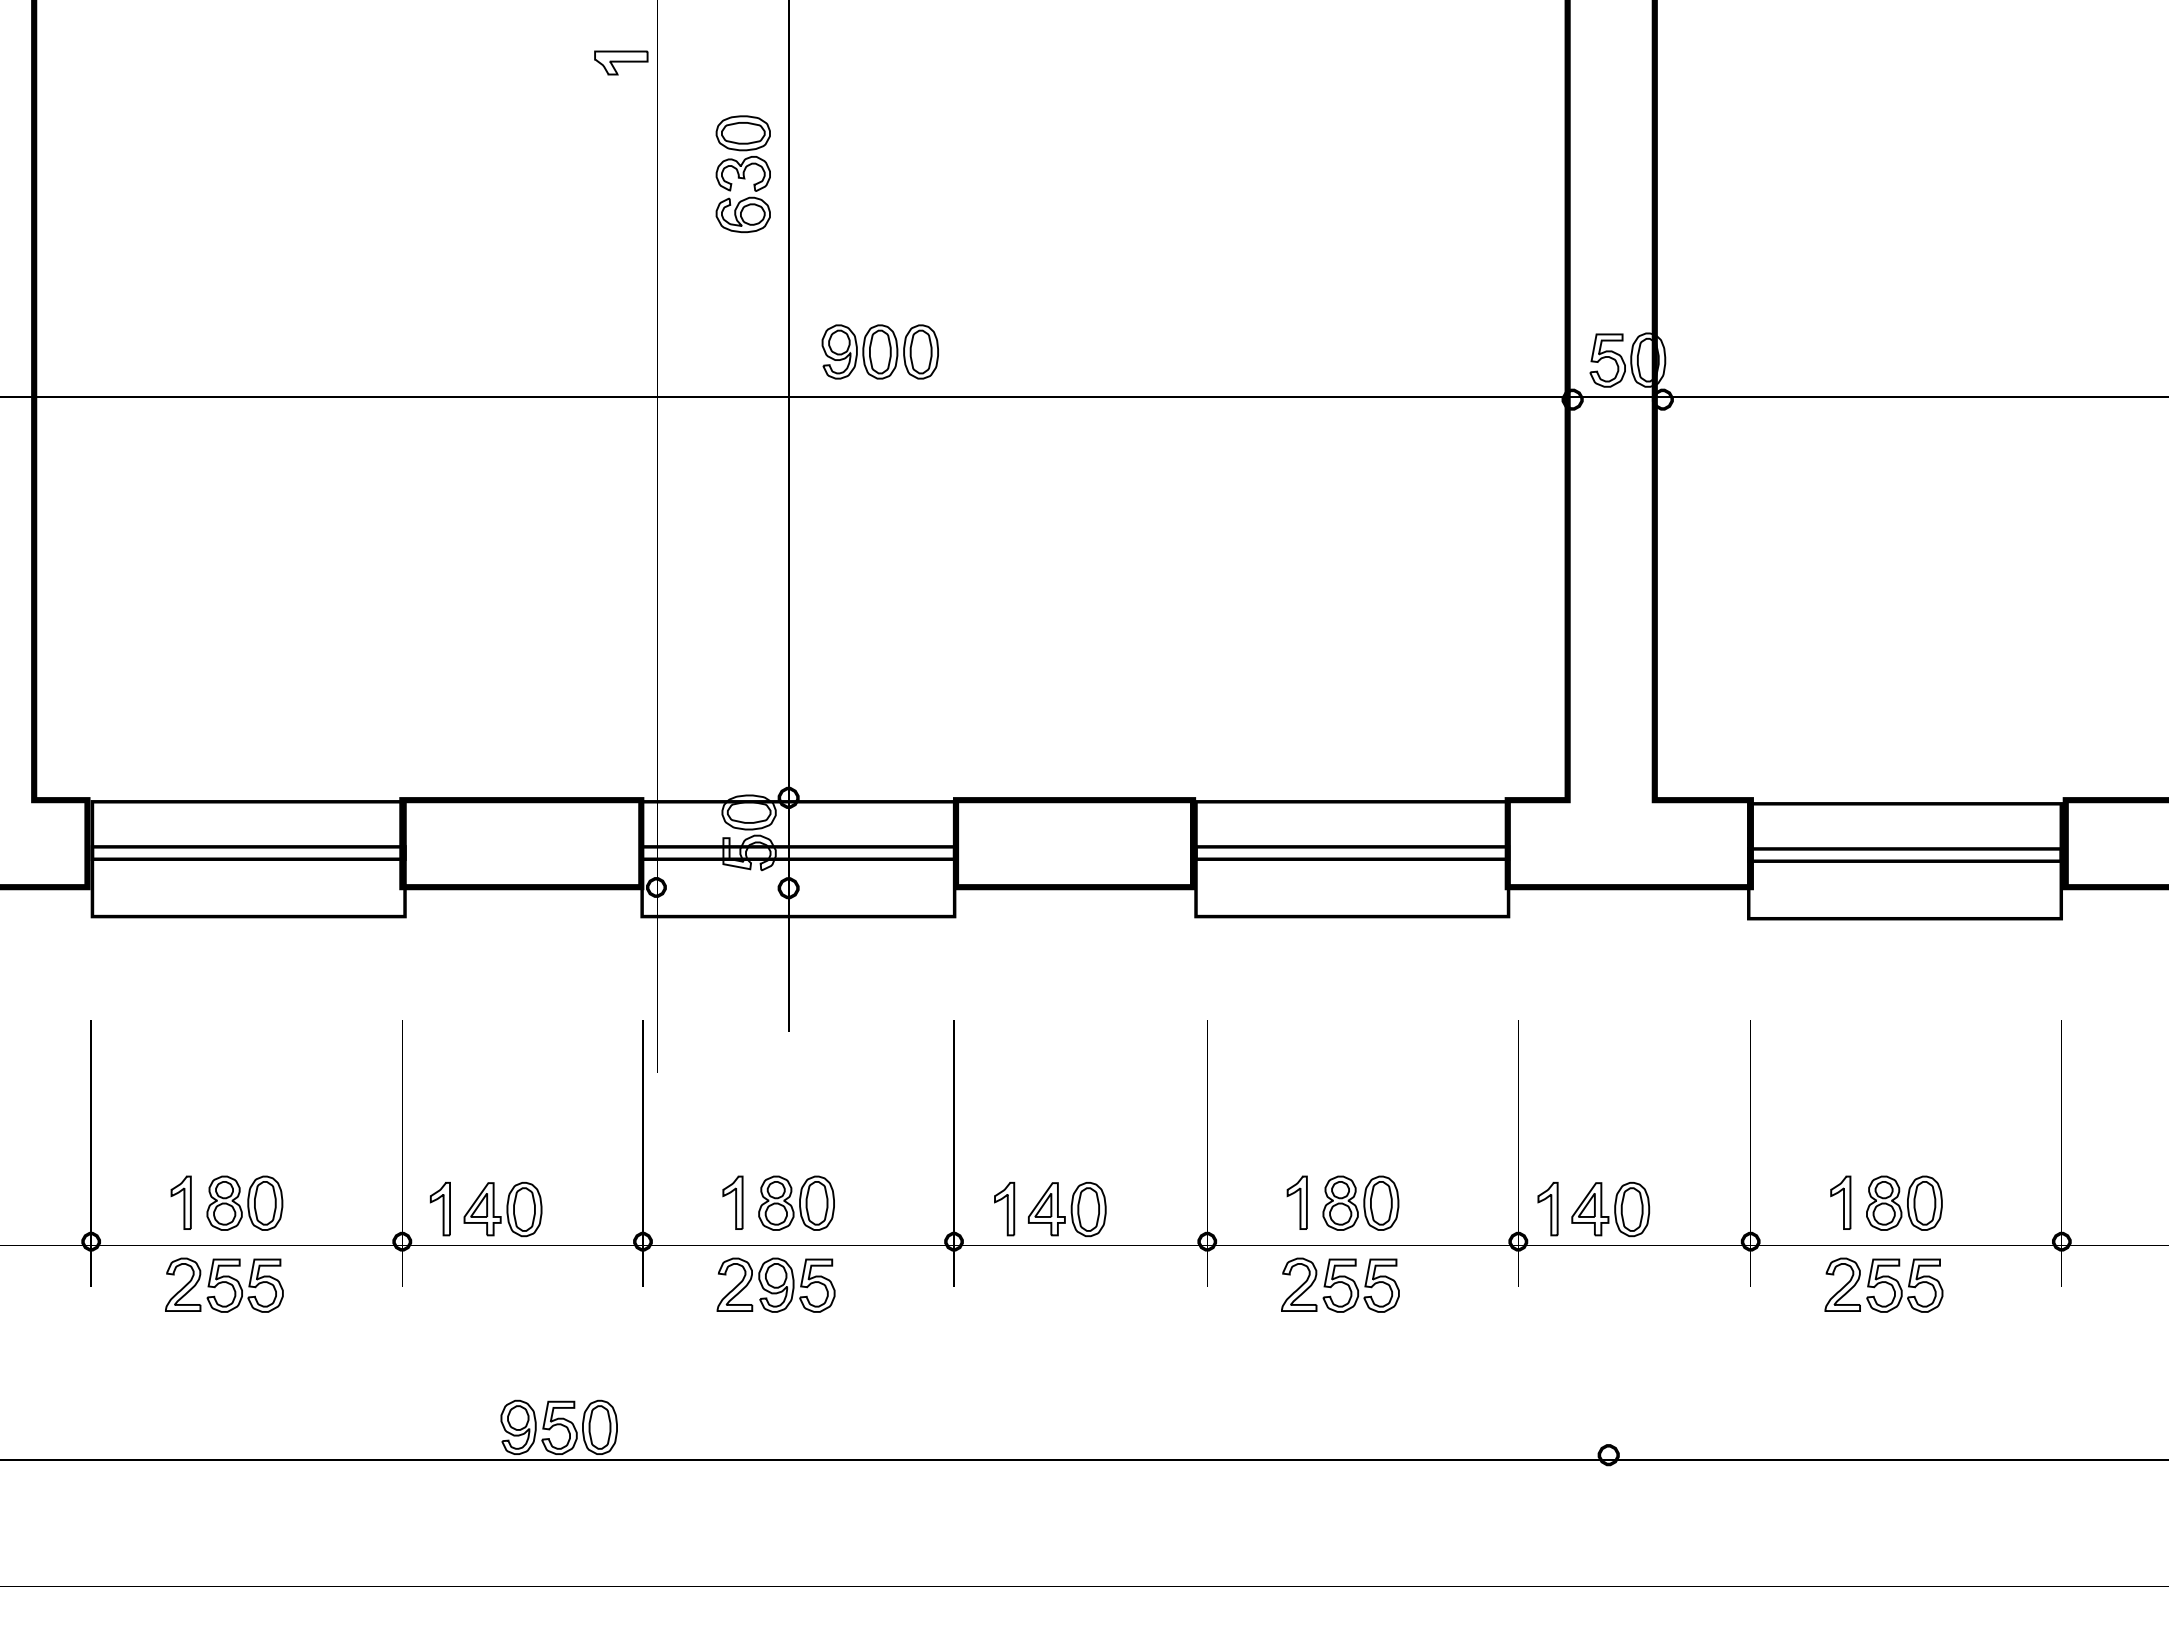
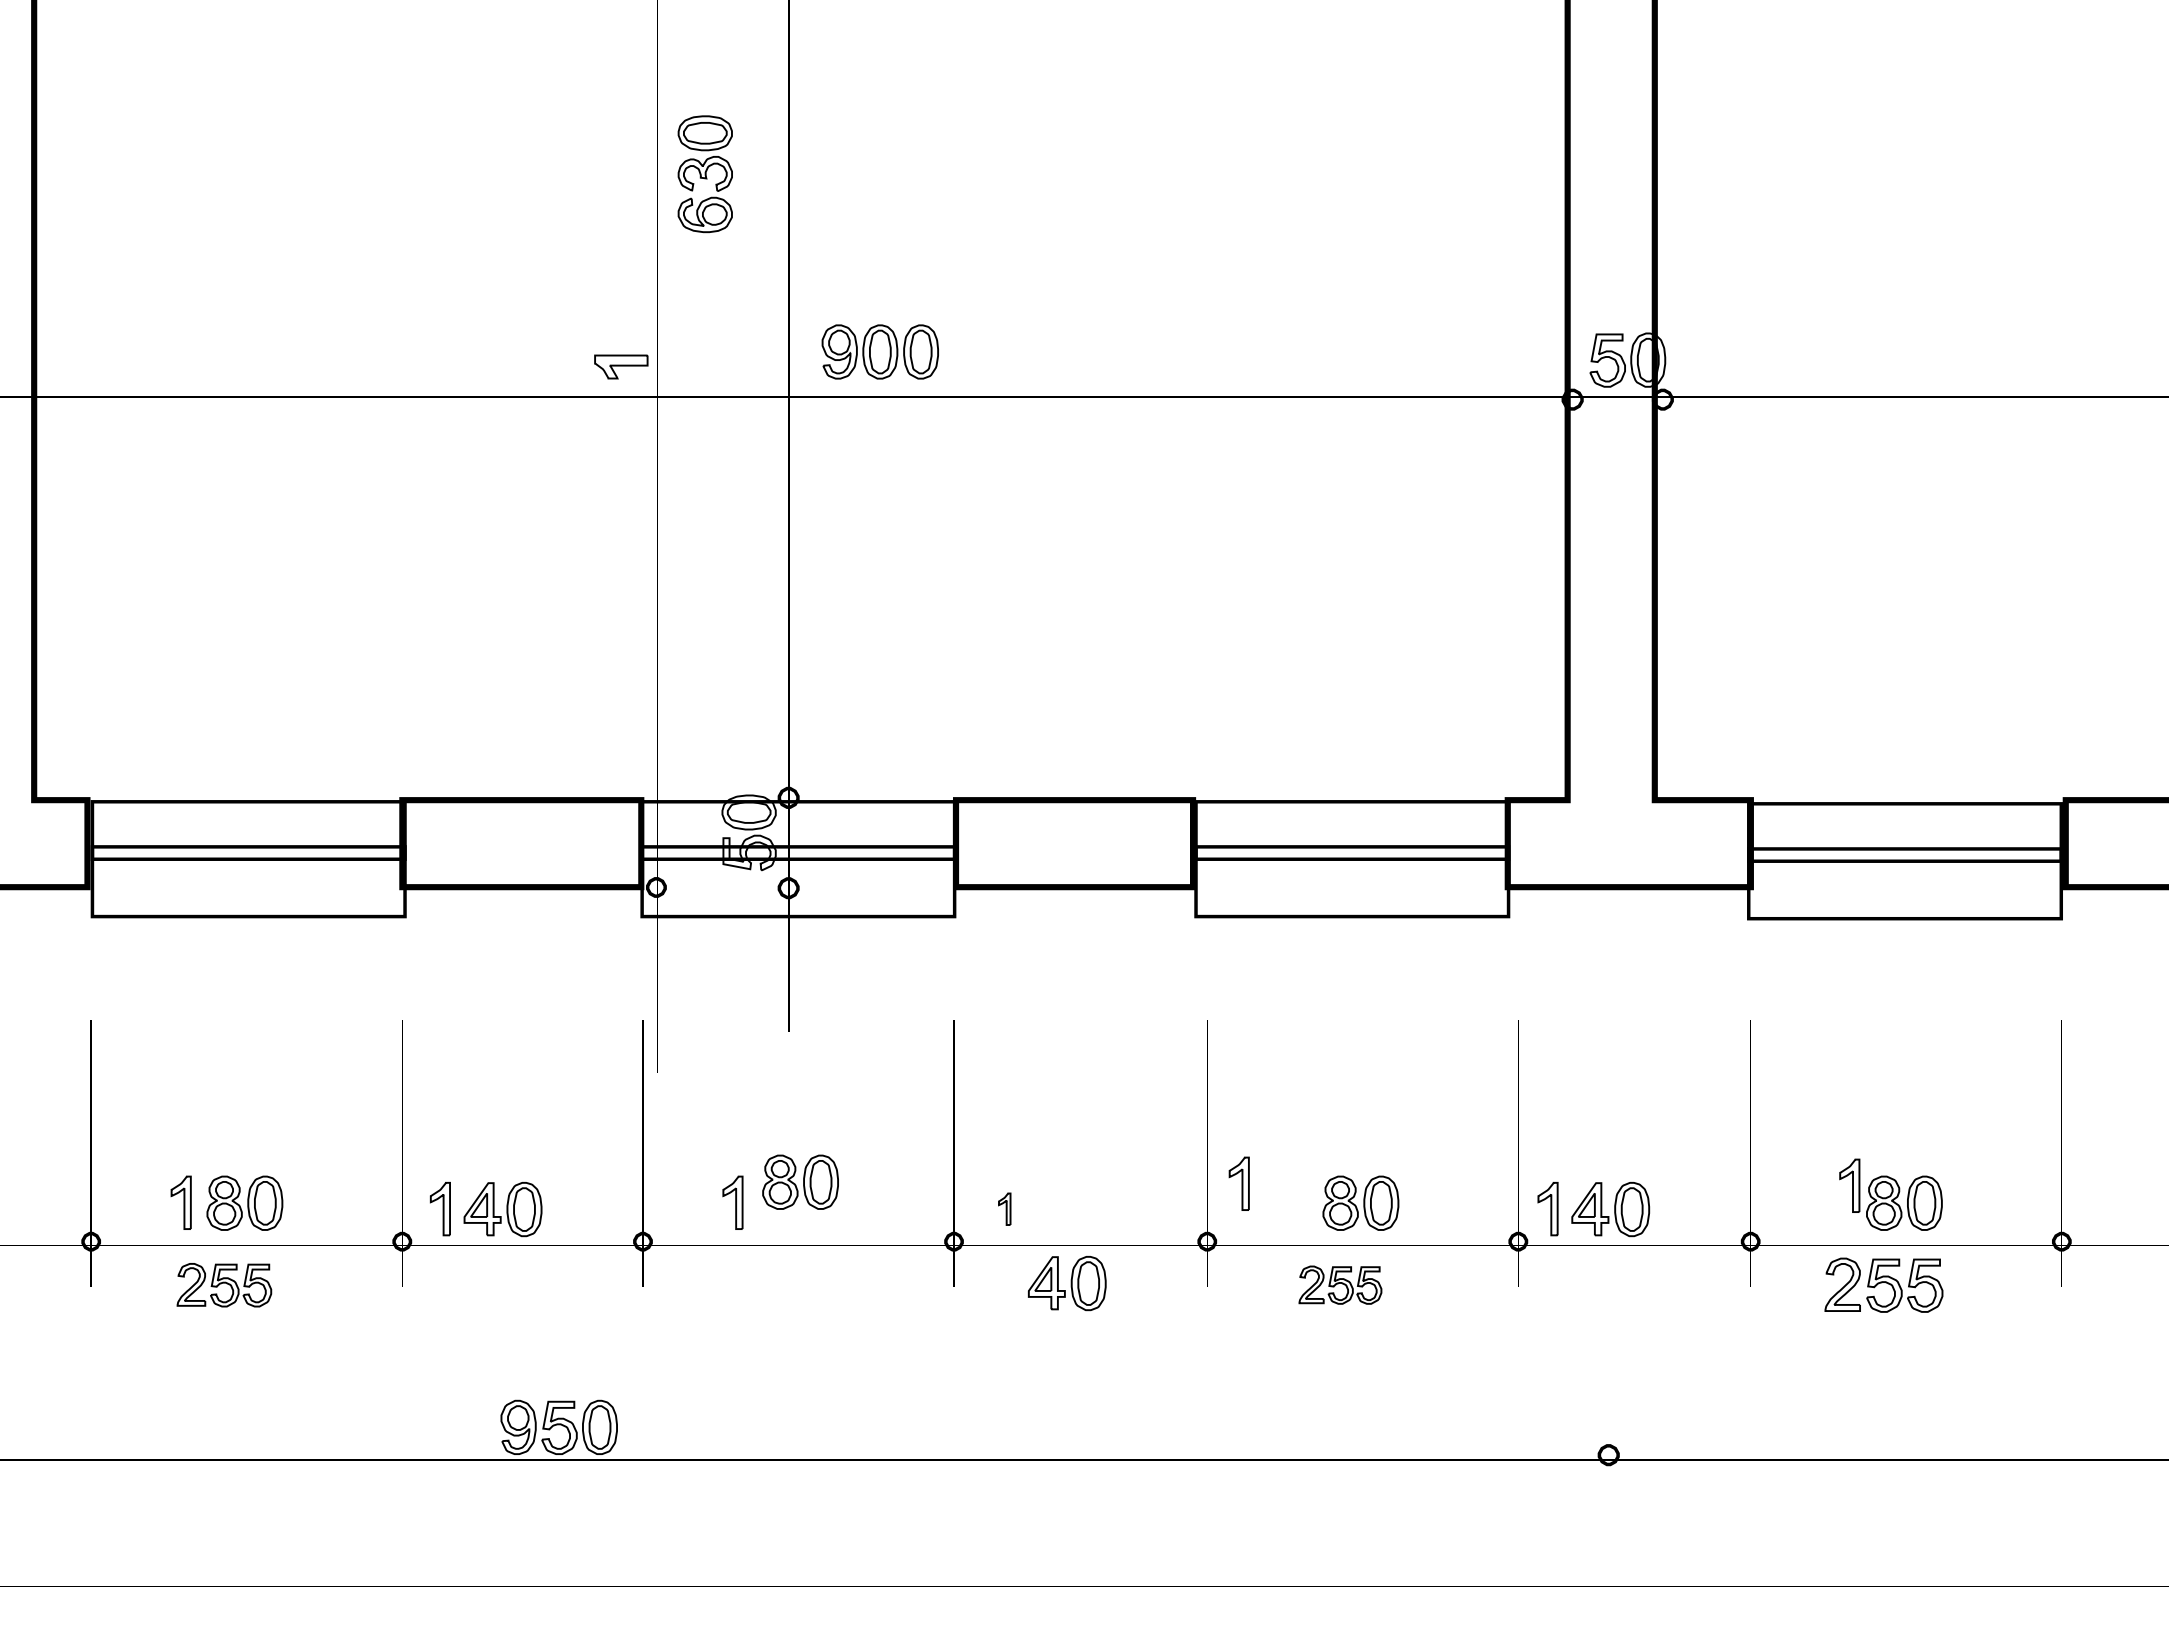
part position: (621, 62) -> (621, 366) (621, 366)
part position: (742, 174) -> (704, 174) (704, 174)
part position: (796, 1202) -> (800, 1181) (800, 1181)
part position: (1296, 1202) -> (1238, 1183) (1238, 1183)
part position: (1840, 1202) -> (1849, 1185) (1849, 1185)
part size: 22x55 px -> 14x34 px (1004, 1208)
part position: (1067, 1209) -> (1067, 1283) (1067, 1283)
part size: 119x56 px -> 97x45 px (224, 1285)
part: present -> none (775, 1284)
part size: 119x56 px -> 85x40 px (1340, 1284)
